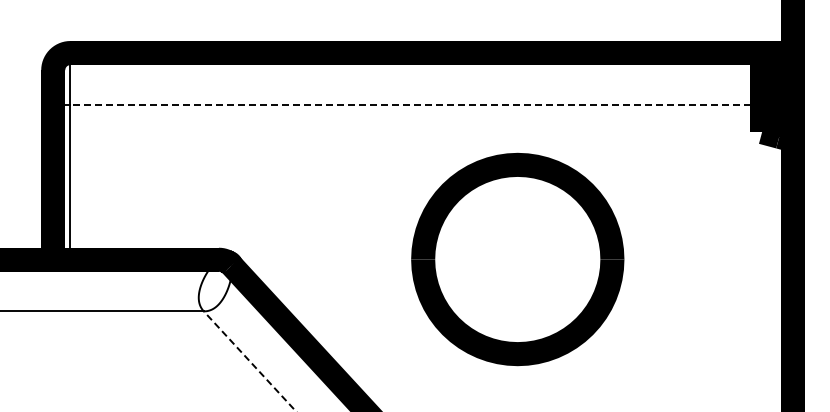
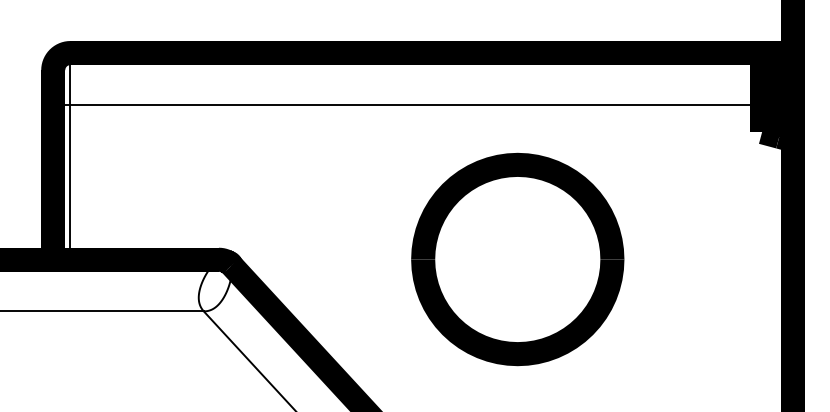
line: dashed -> solid (416, 104)
line: dashed -> solid (249, 361)
